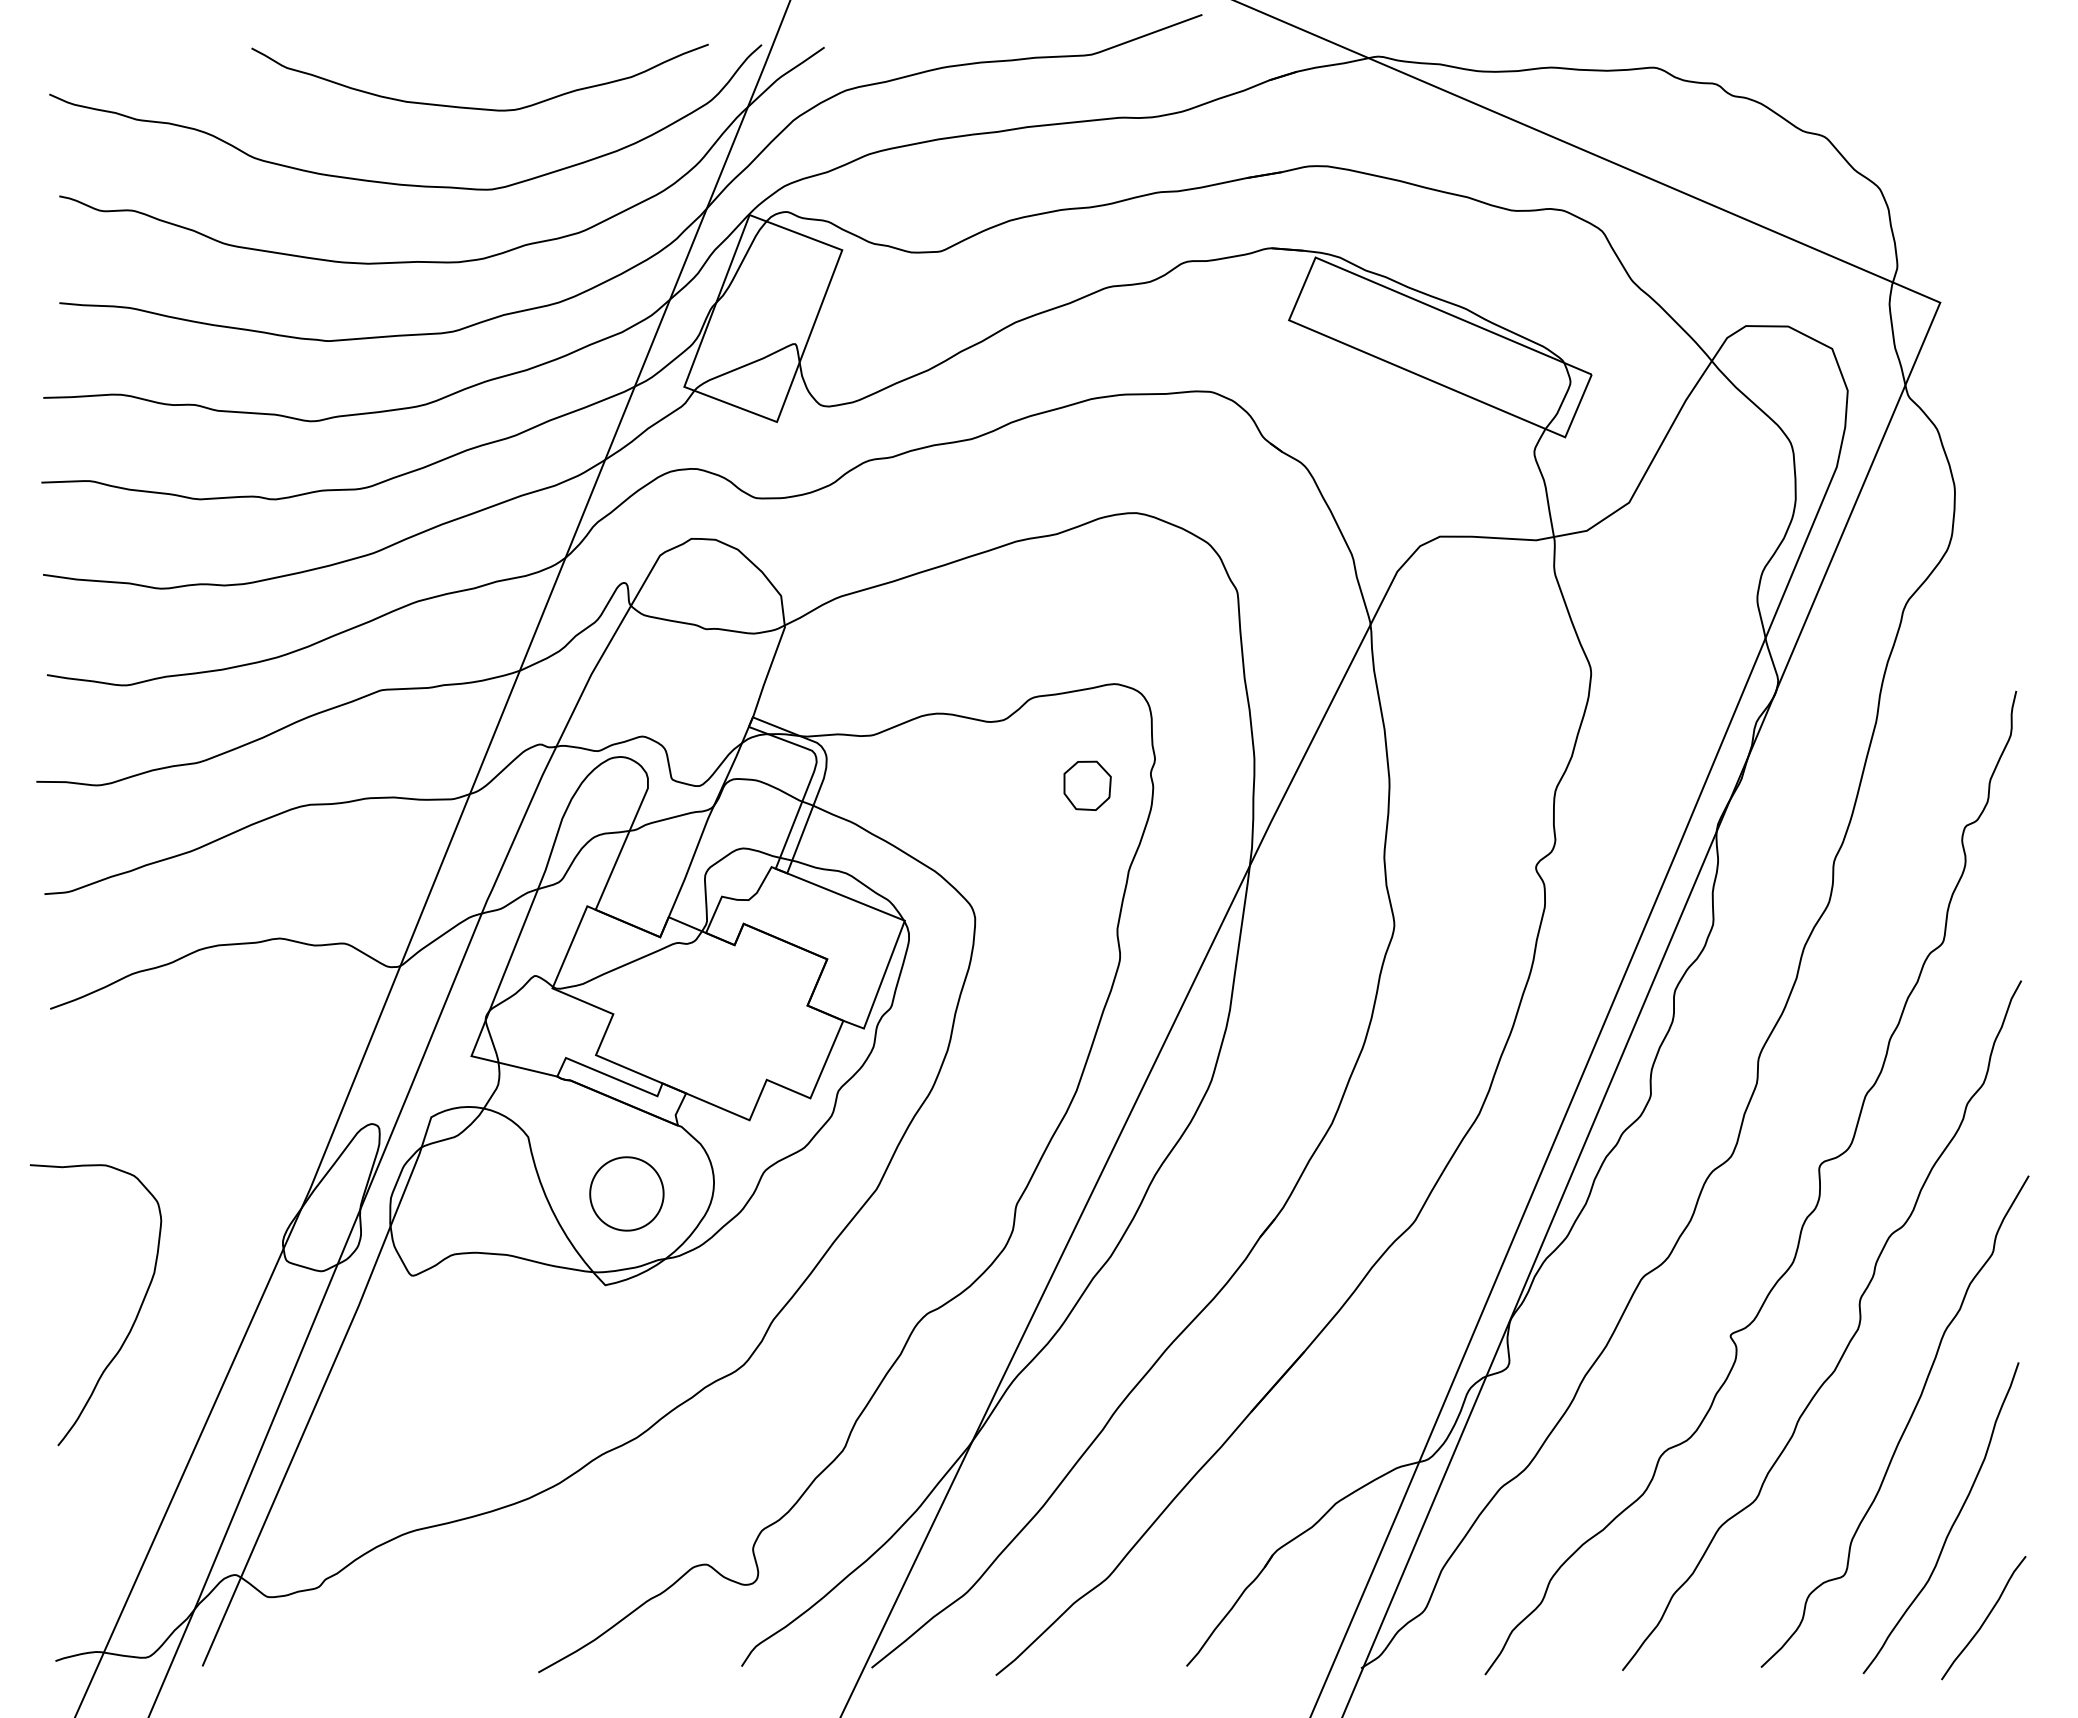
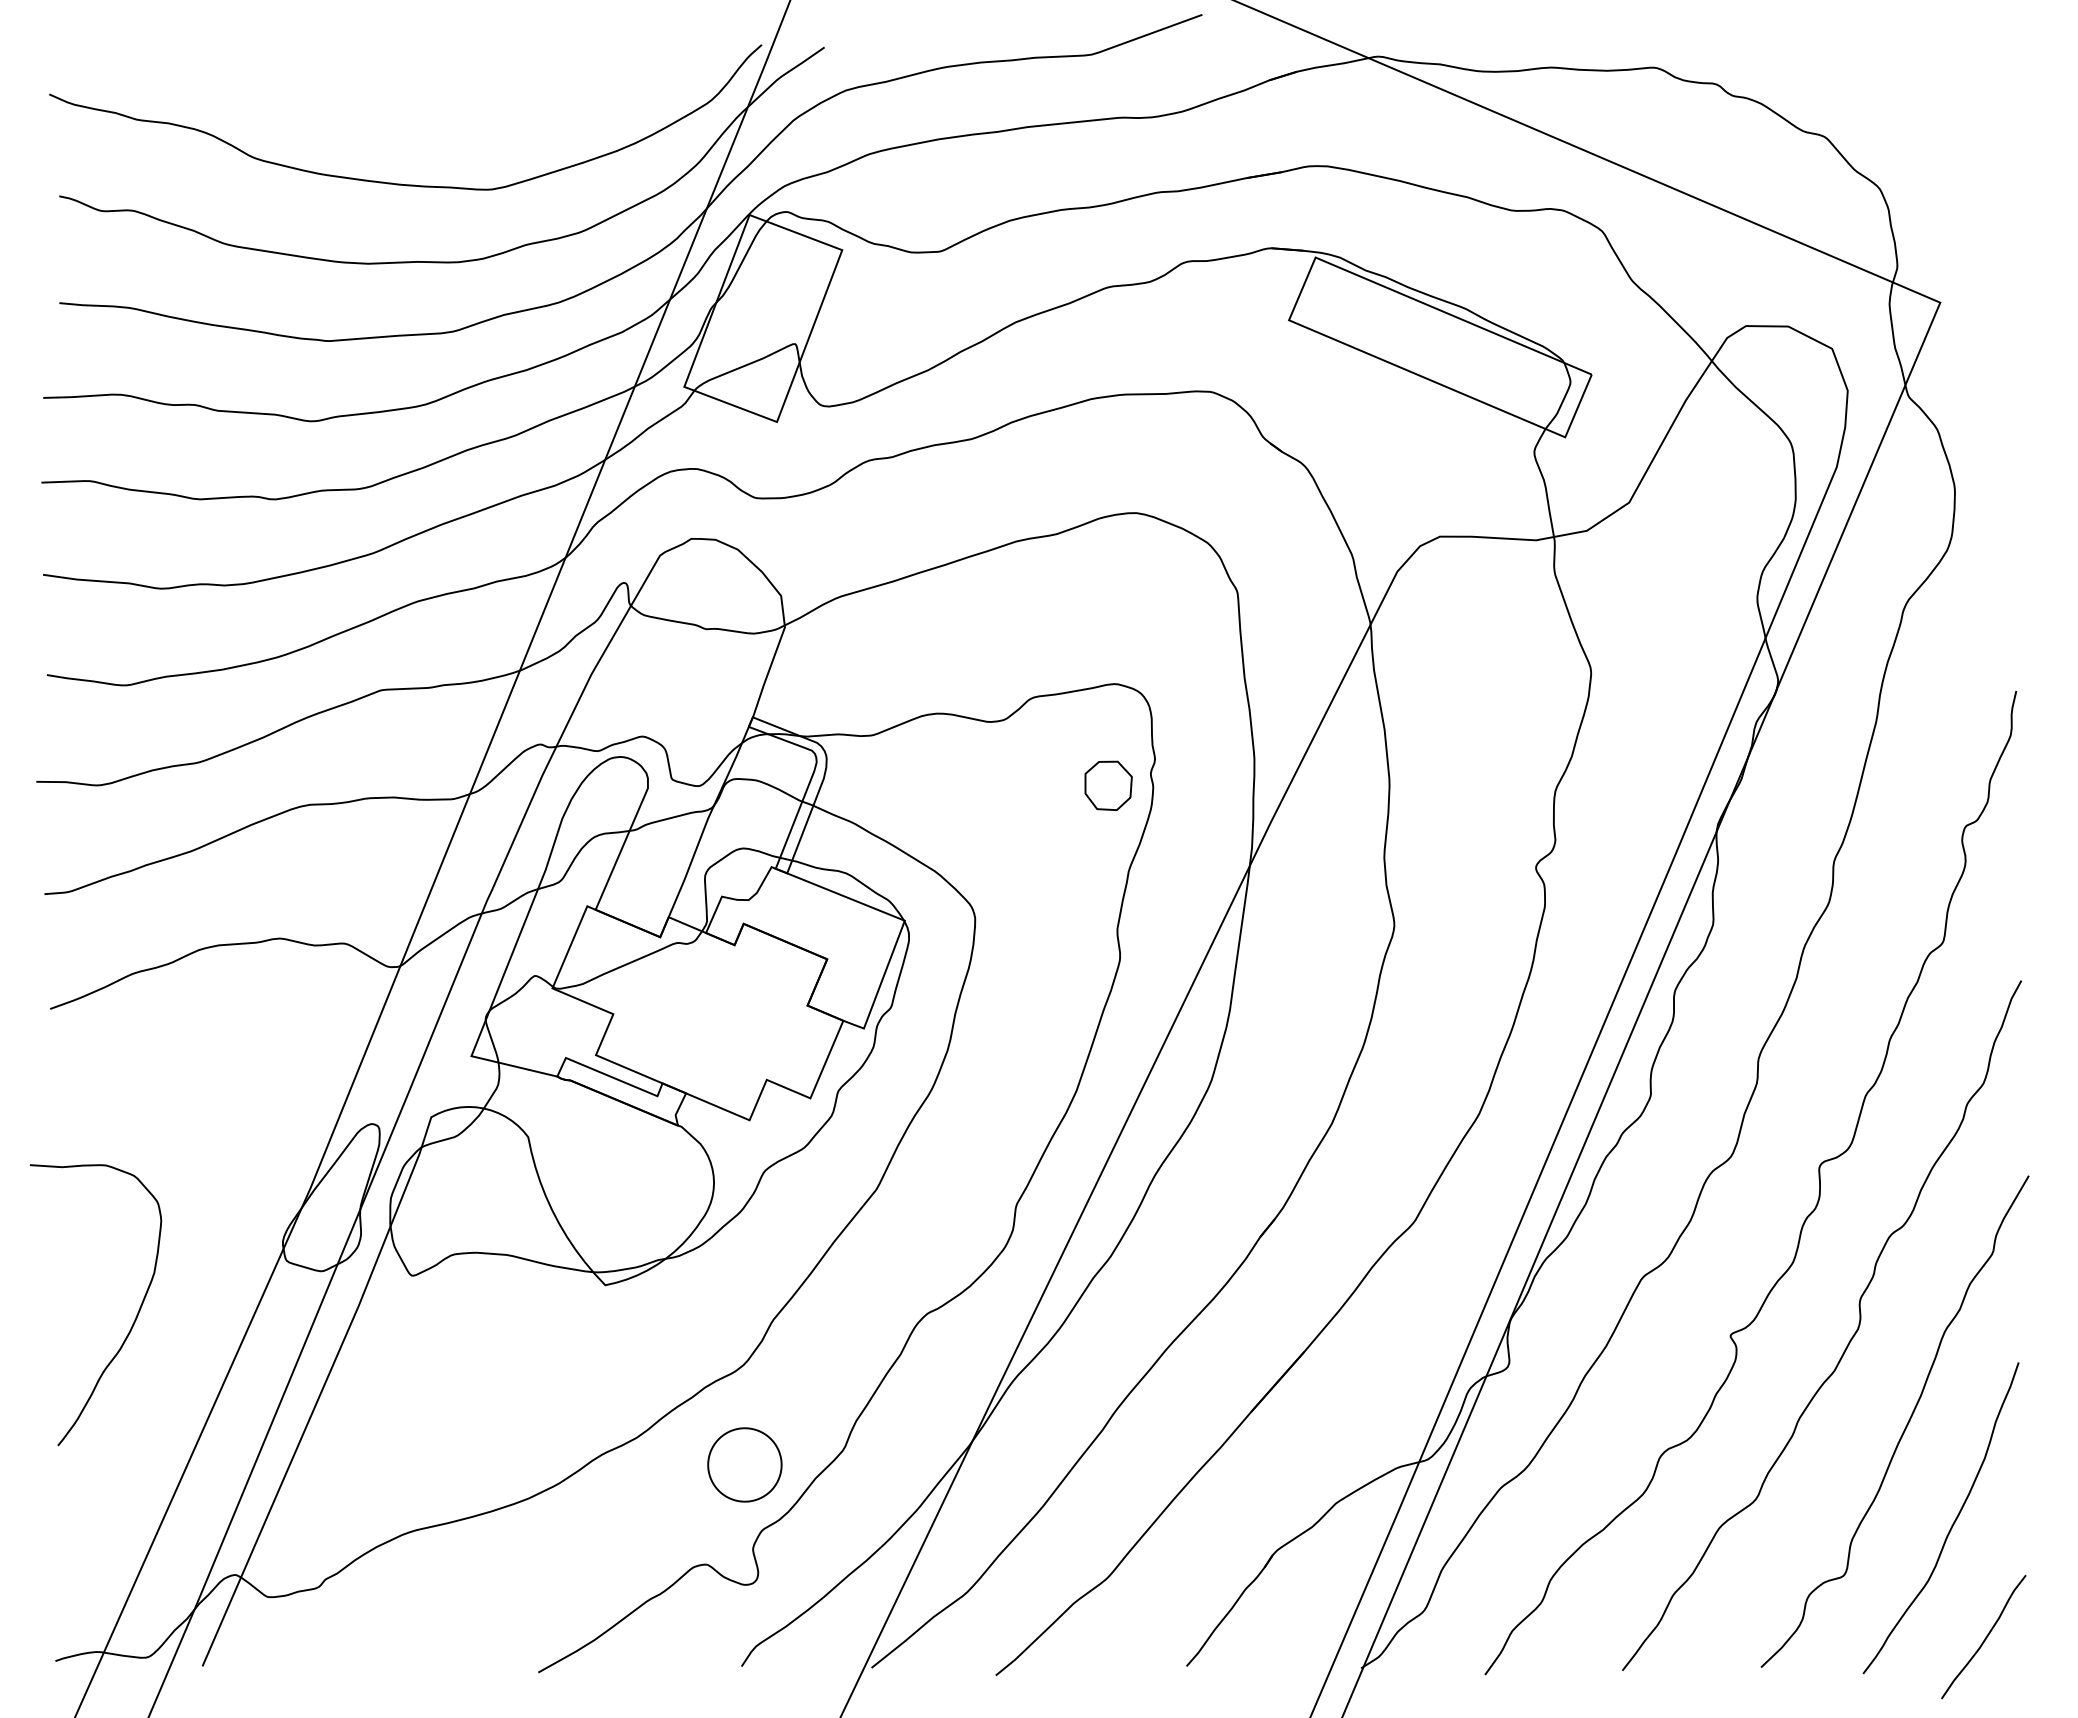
curve: present -> none (476, 107)
part position: (1087, 785) -> (1108, 785) (1108, 785)
part position: (626, 1193) -> (744, 1464) (744, 1464)
curve position: (1984, 1619) -> (1984, 1638) (1984, 1638)
